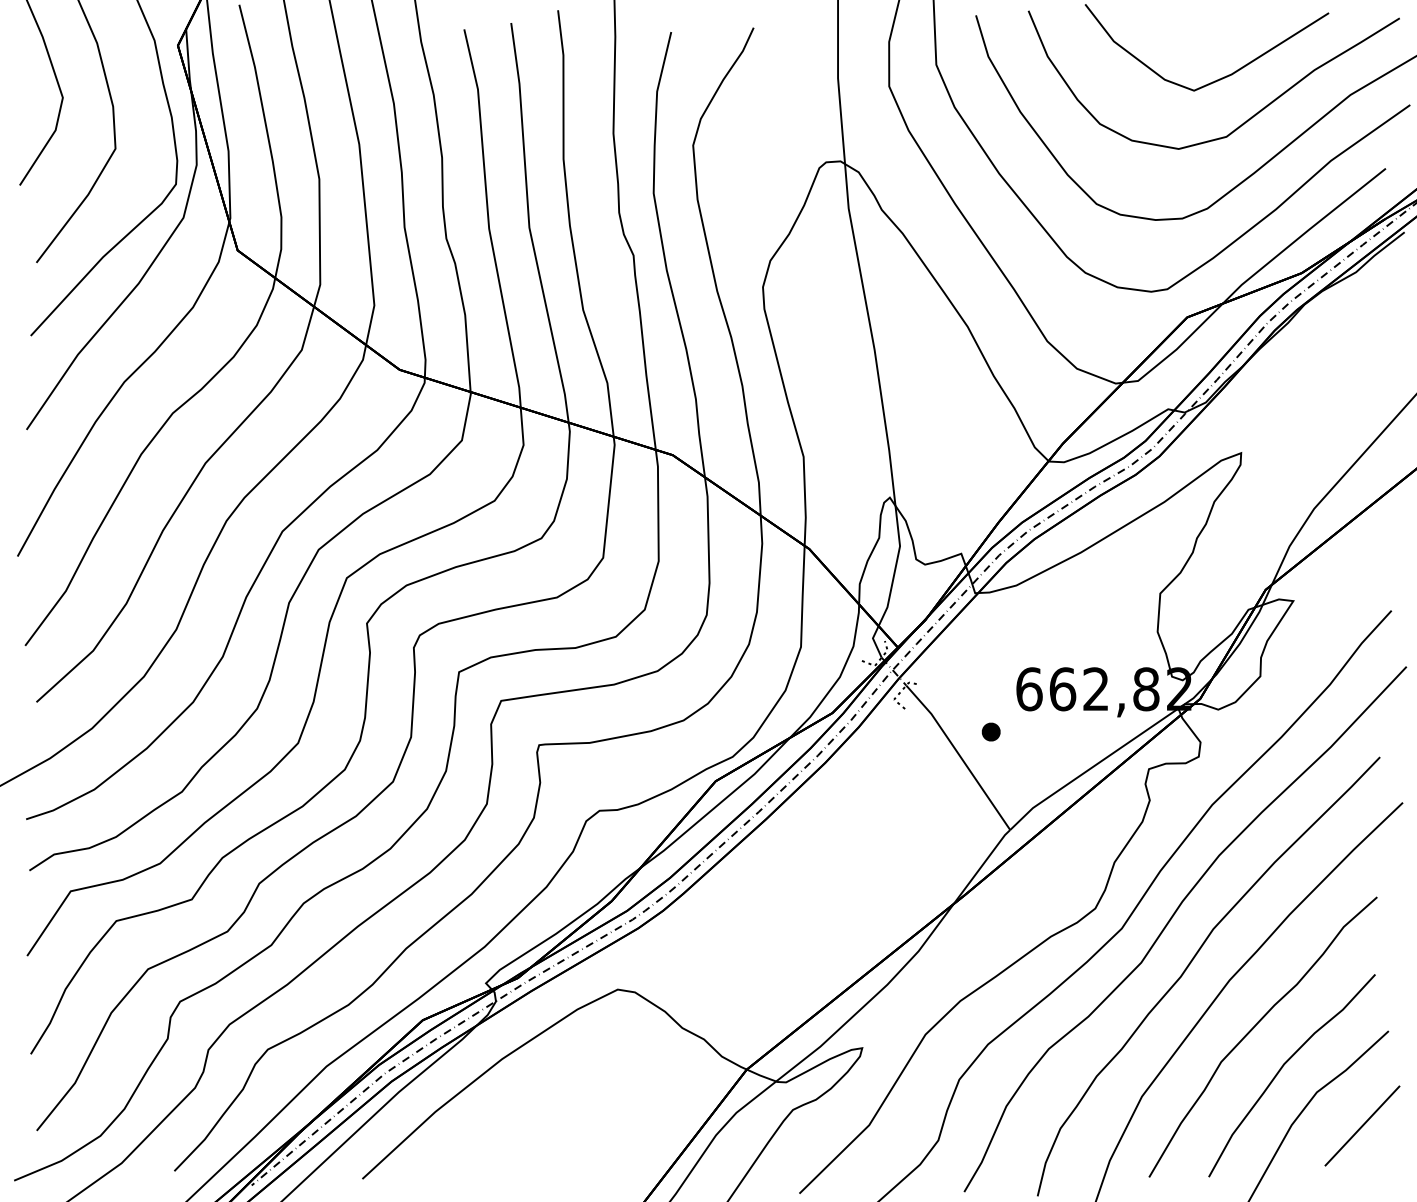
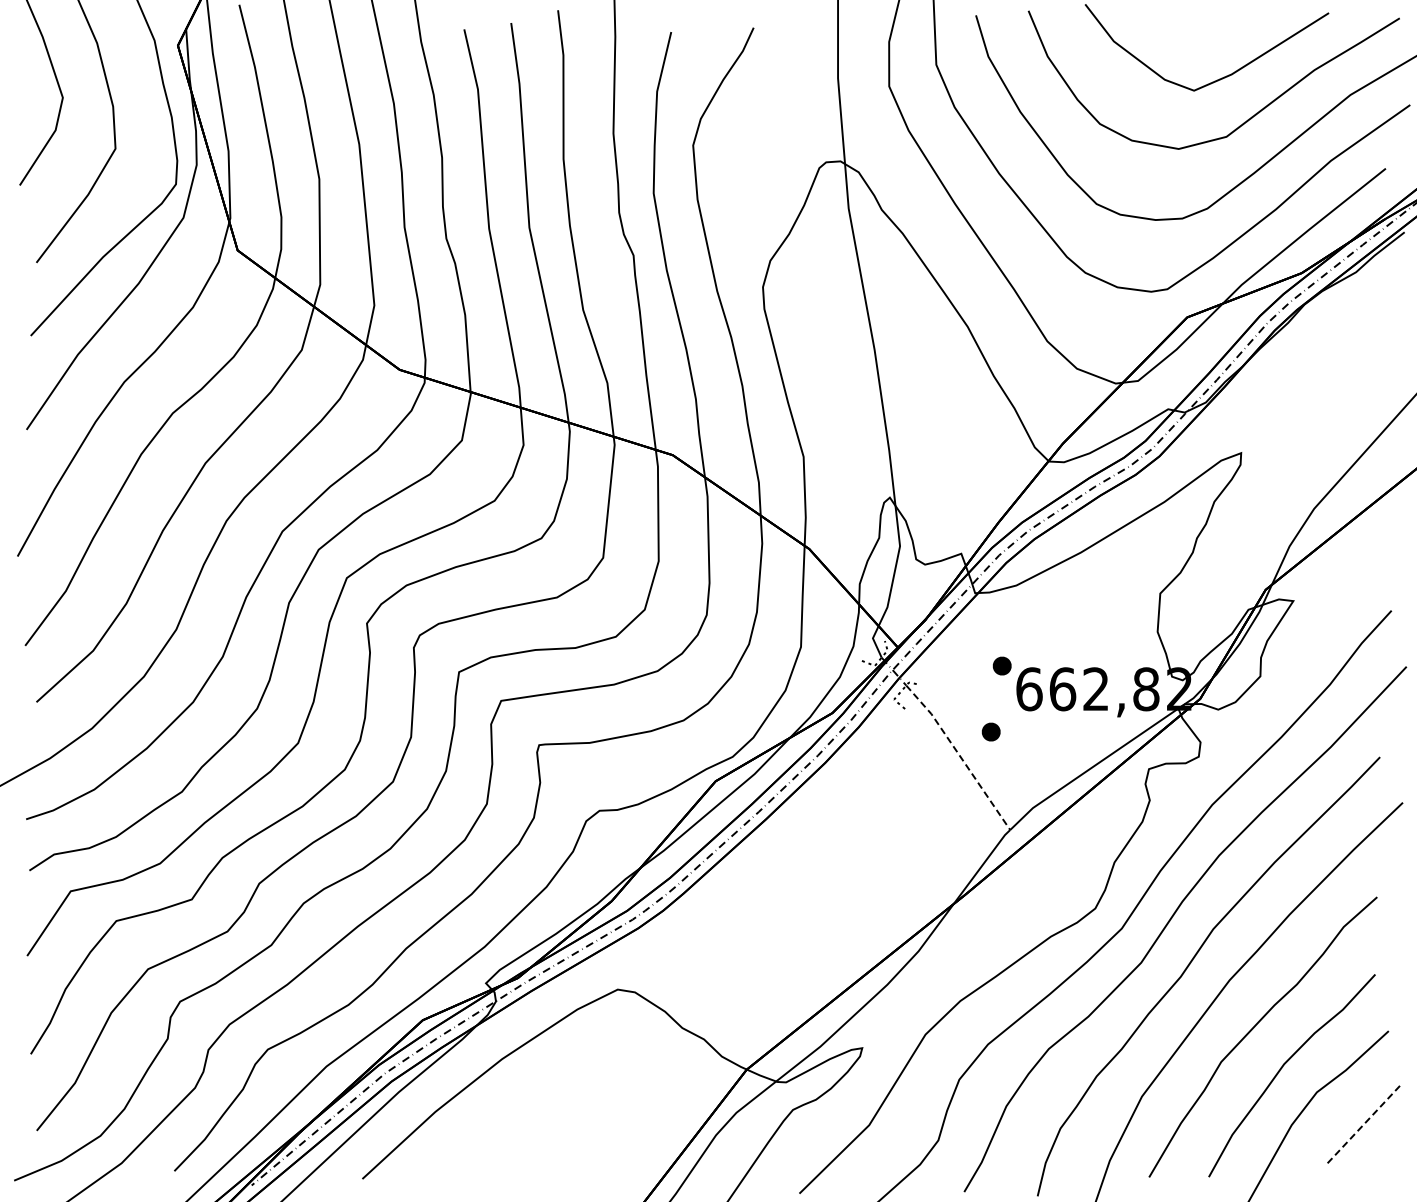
part: none -> present (1001, 665)
line: solid -> dashed (959, 755)
line: solid -> dashed (1362, 1126)
